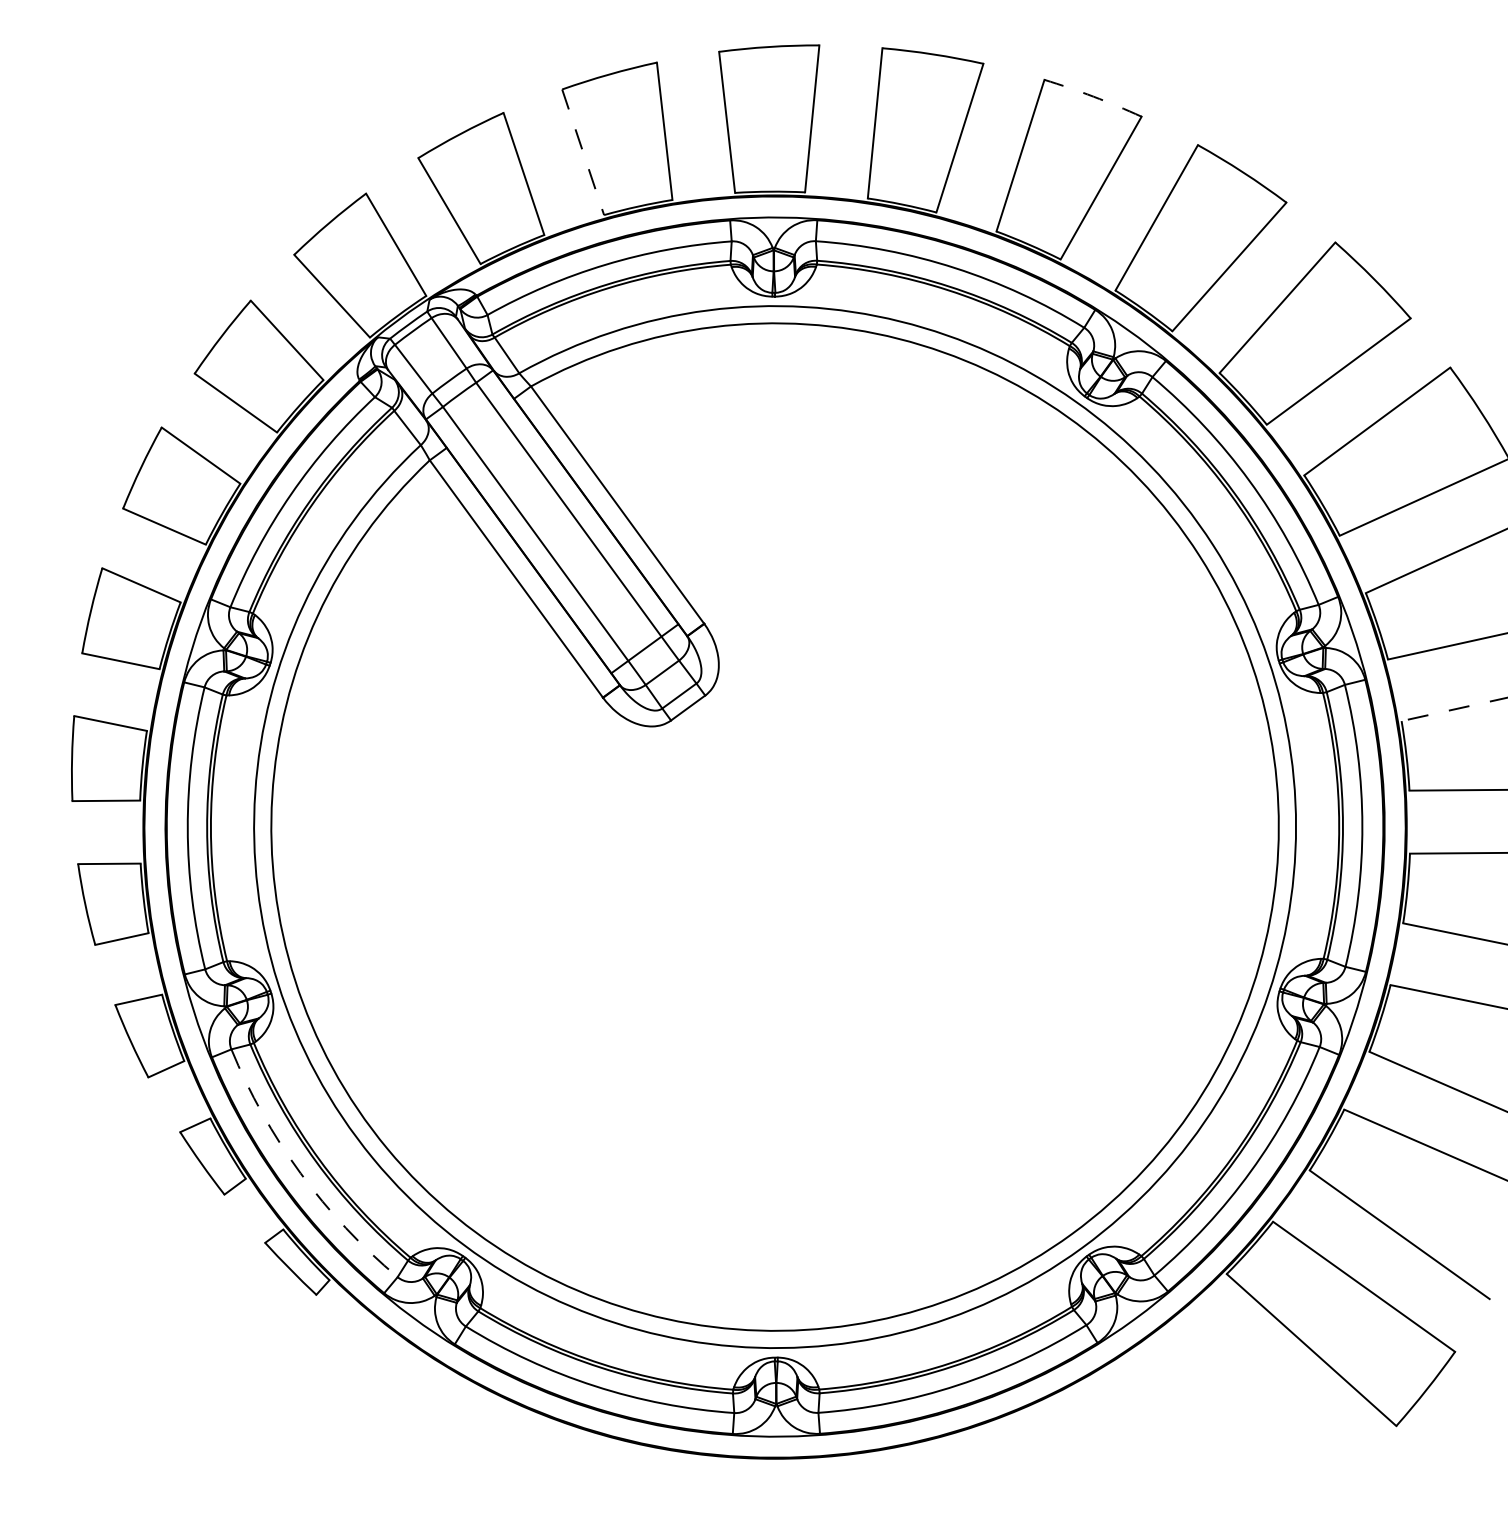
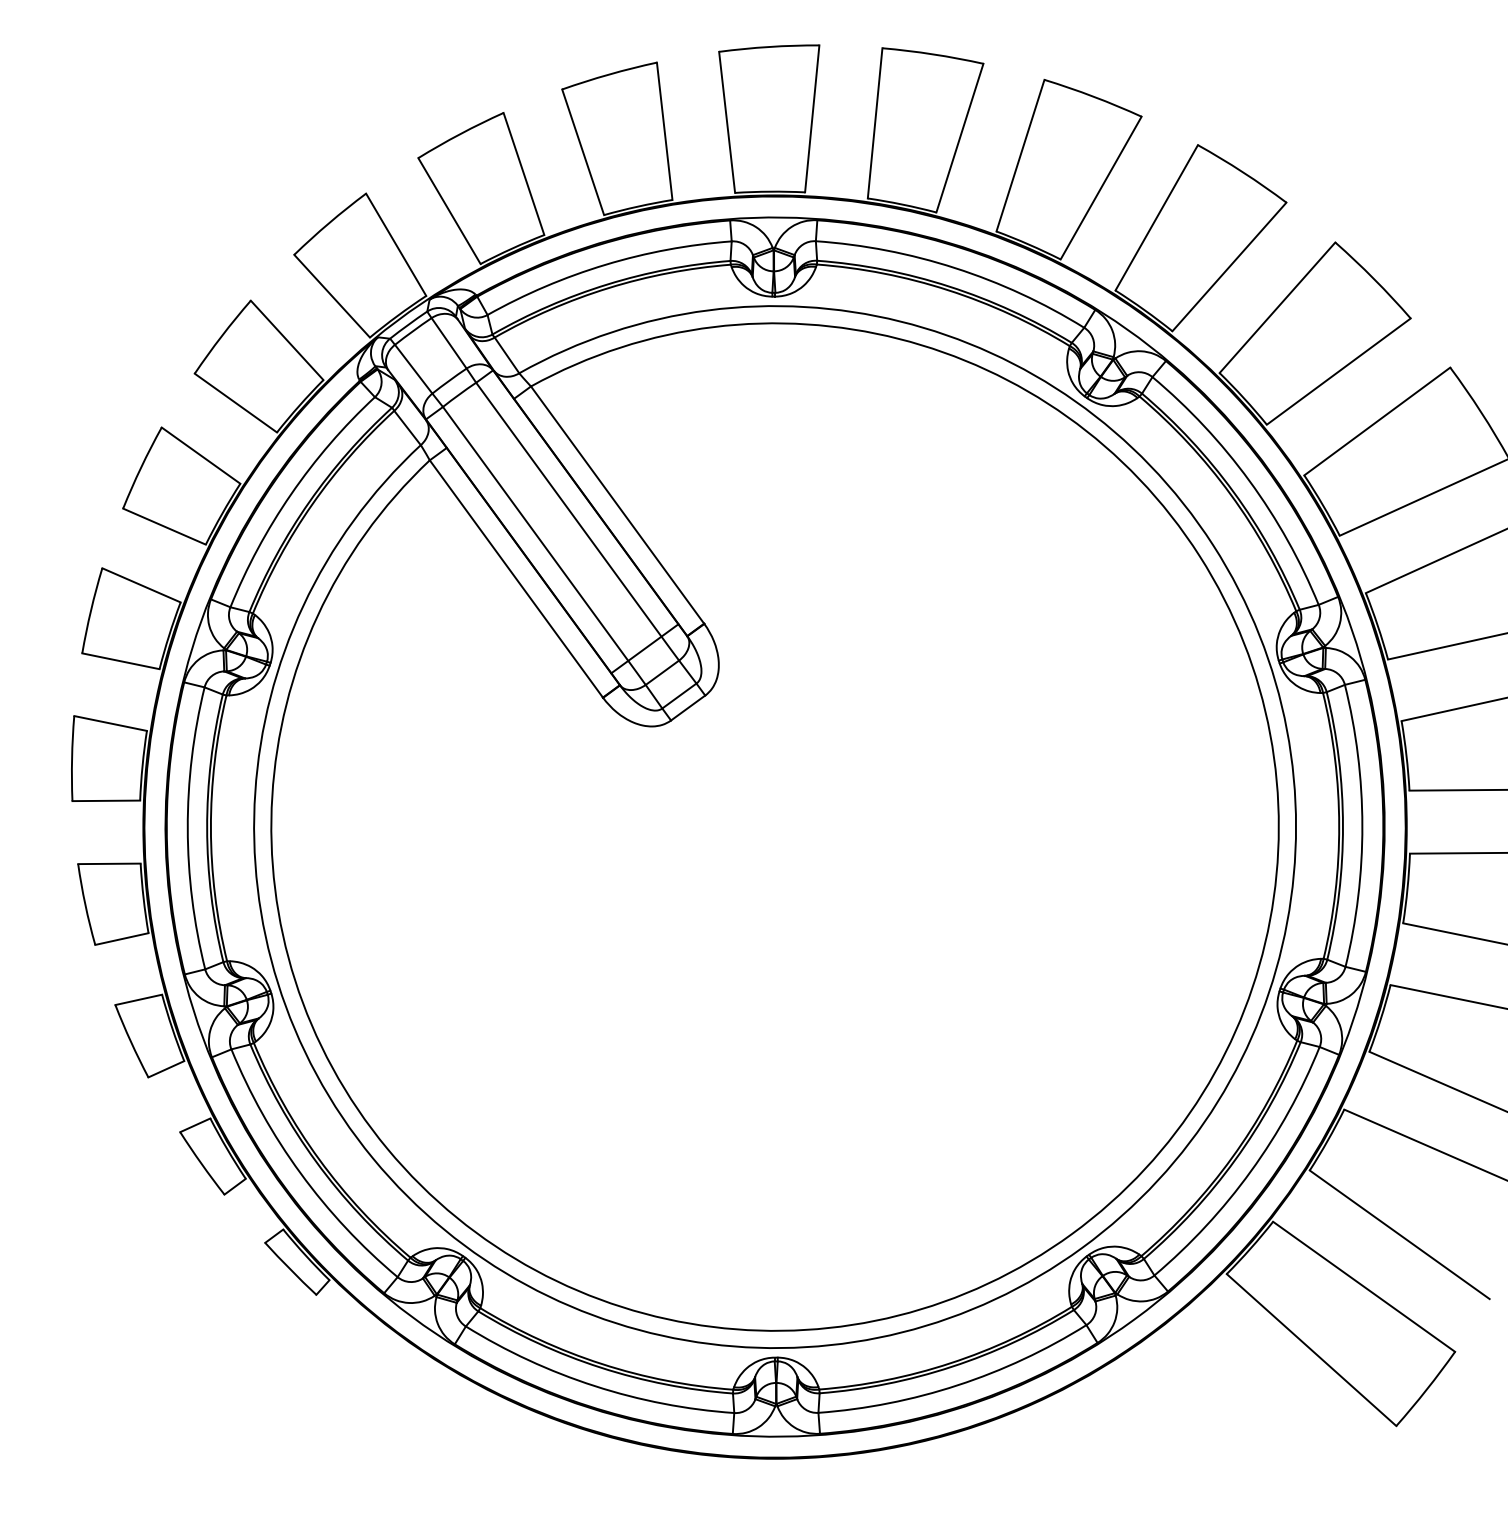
arc: dashed -> solid (1093, 96)
line: dashed -> solid (583, 152)
line: dashed -> solid (1454, 709)
arc: dashed -> solid (300, 1173)
